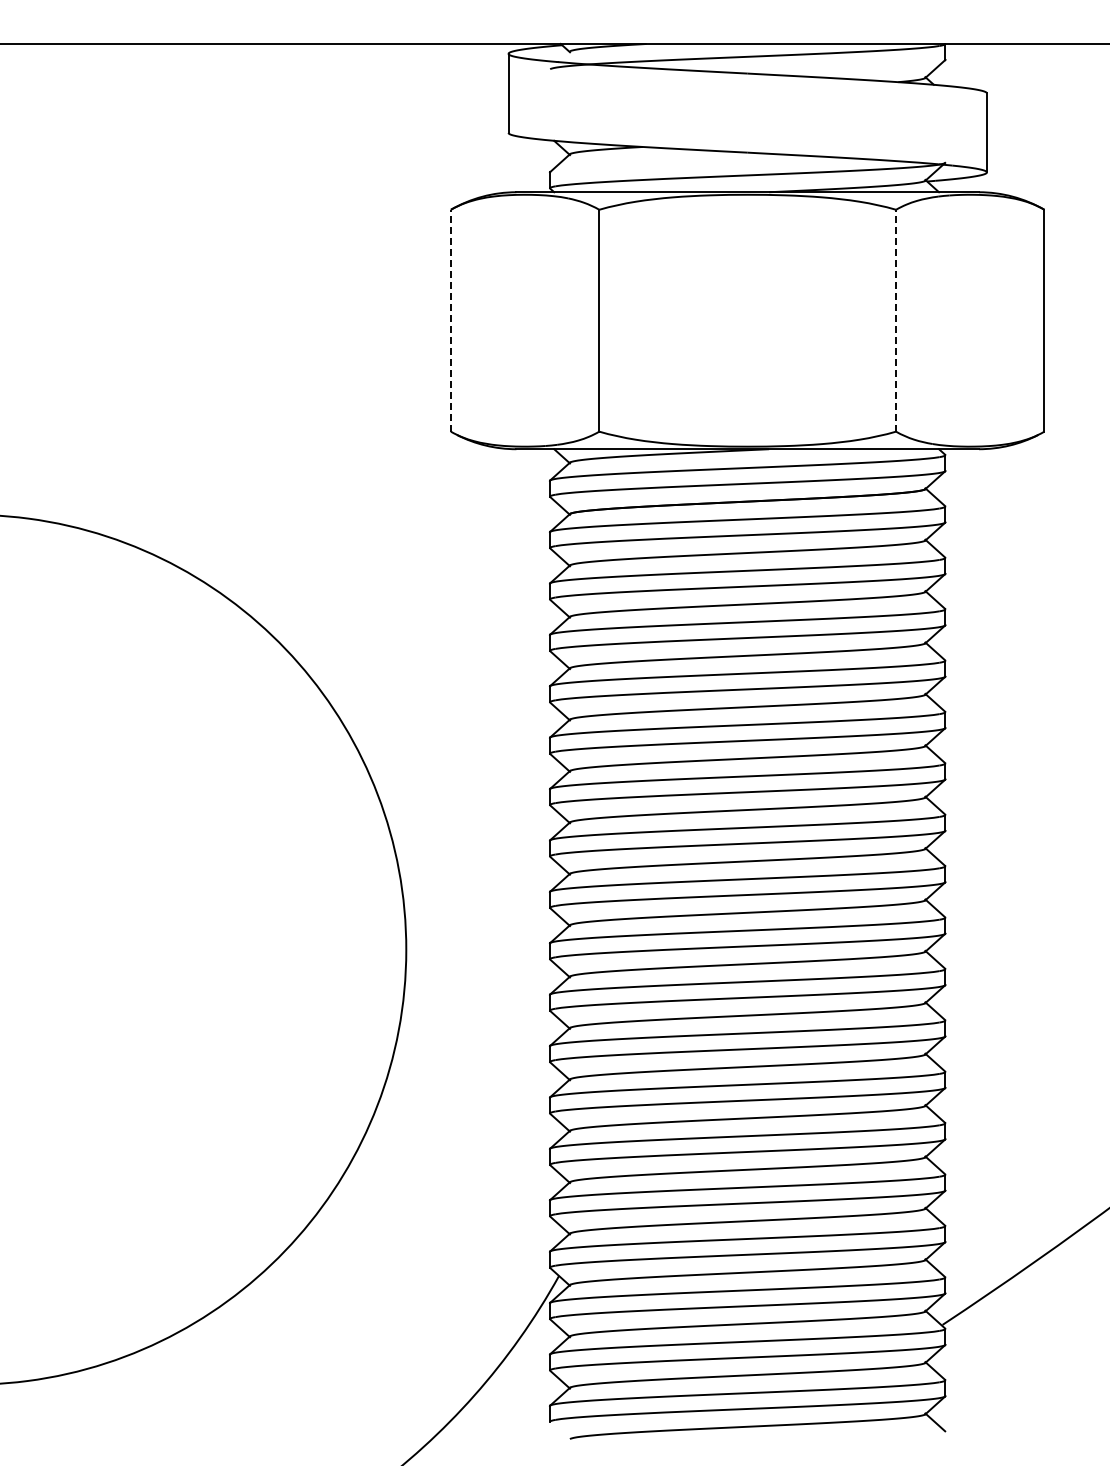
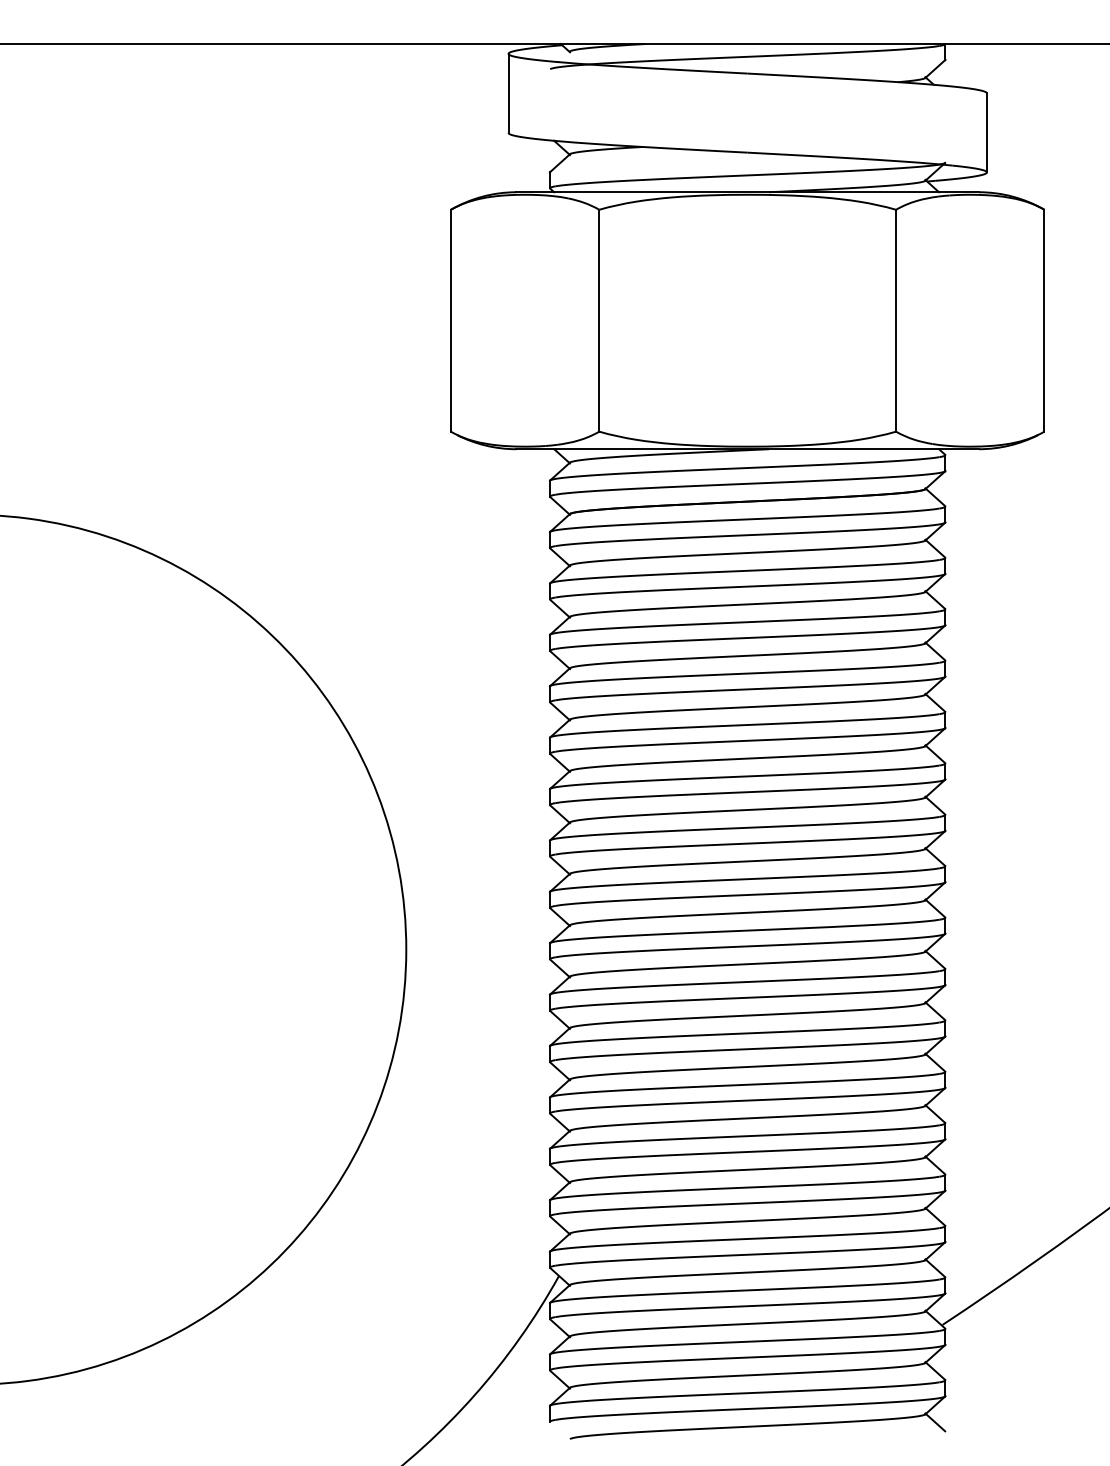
line: dashed -> solid (450, 320)
line: dashed -> solid (896, 320)
